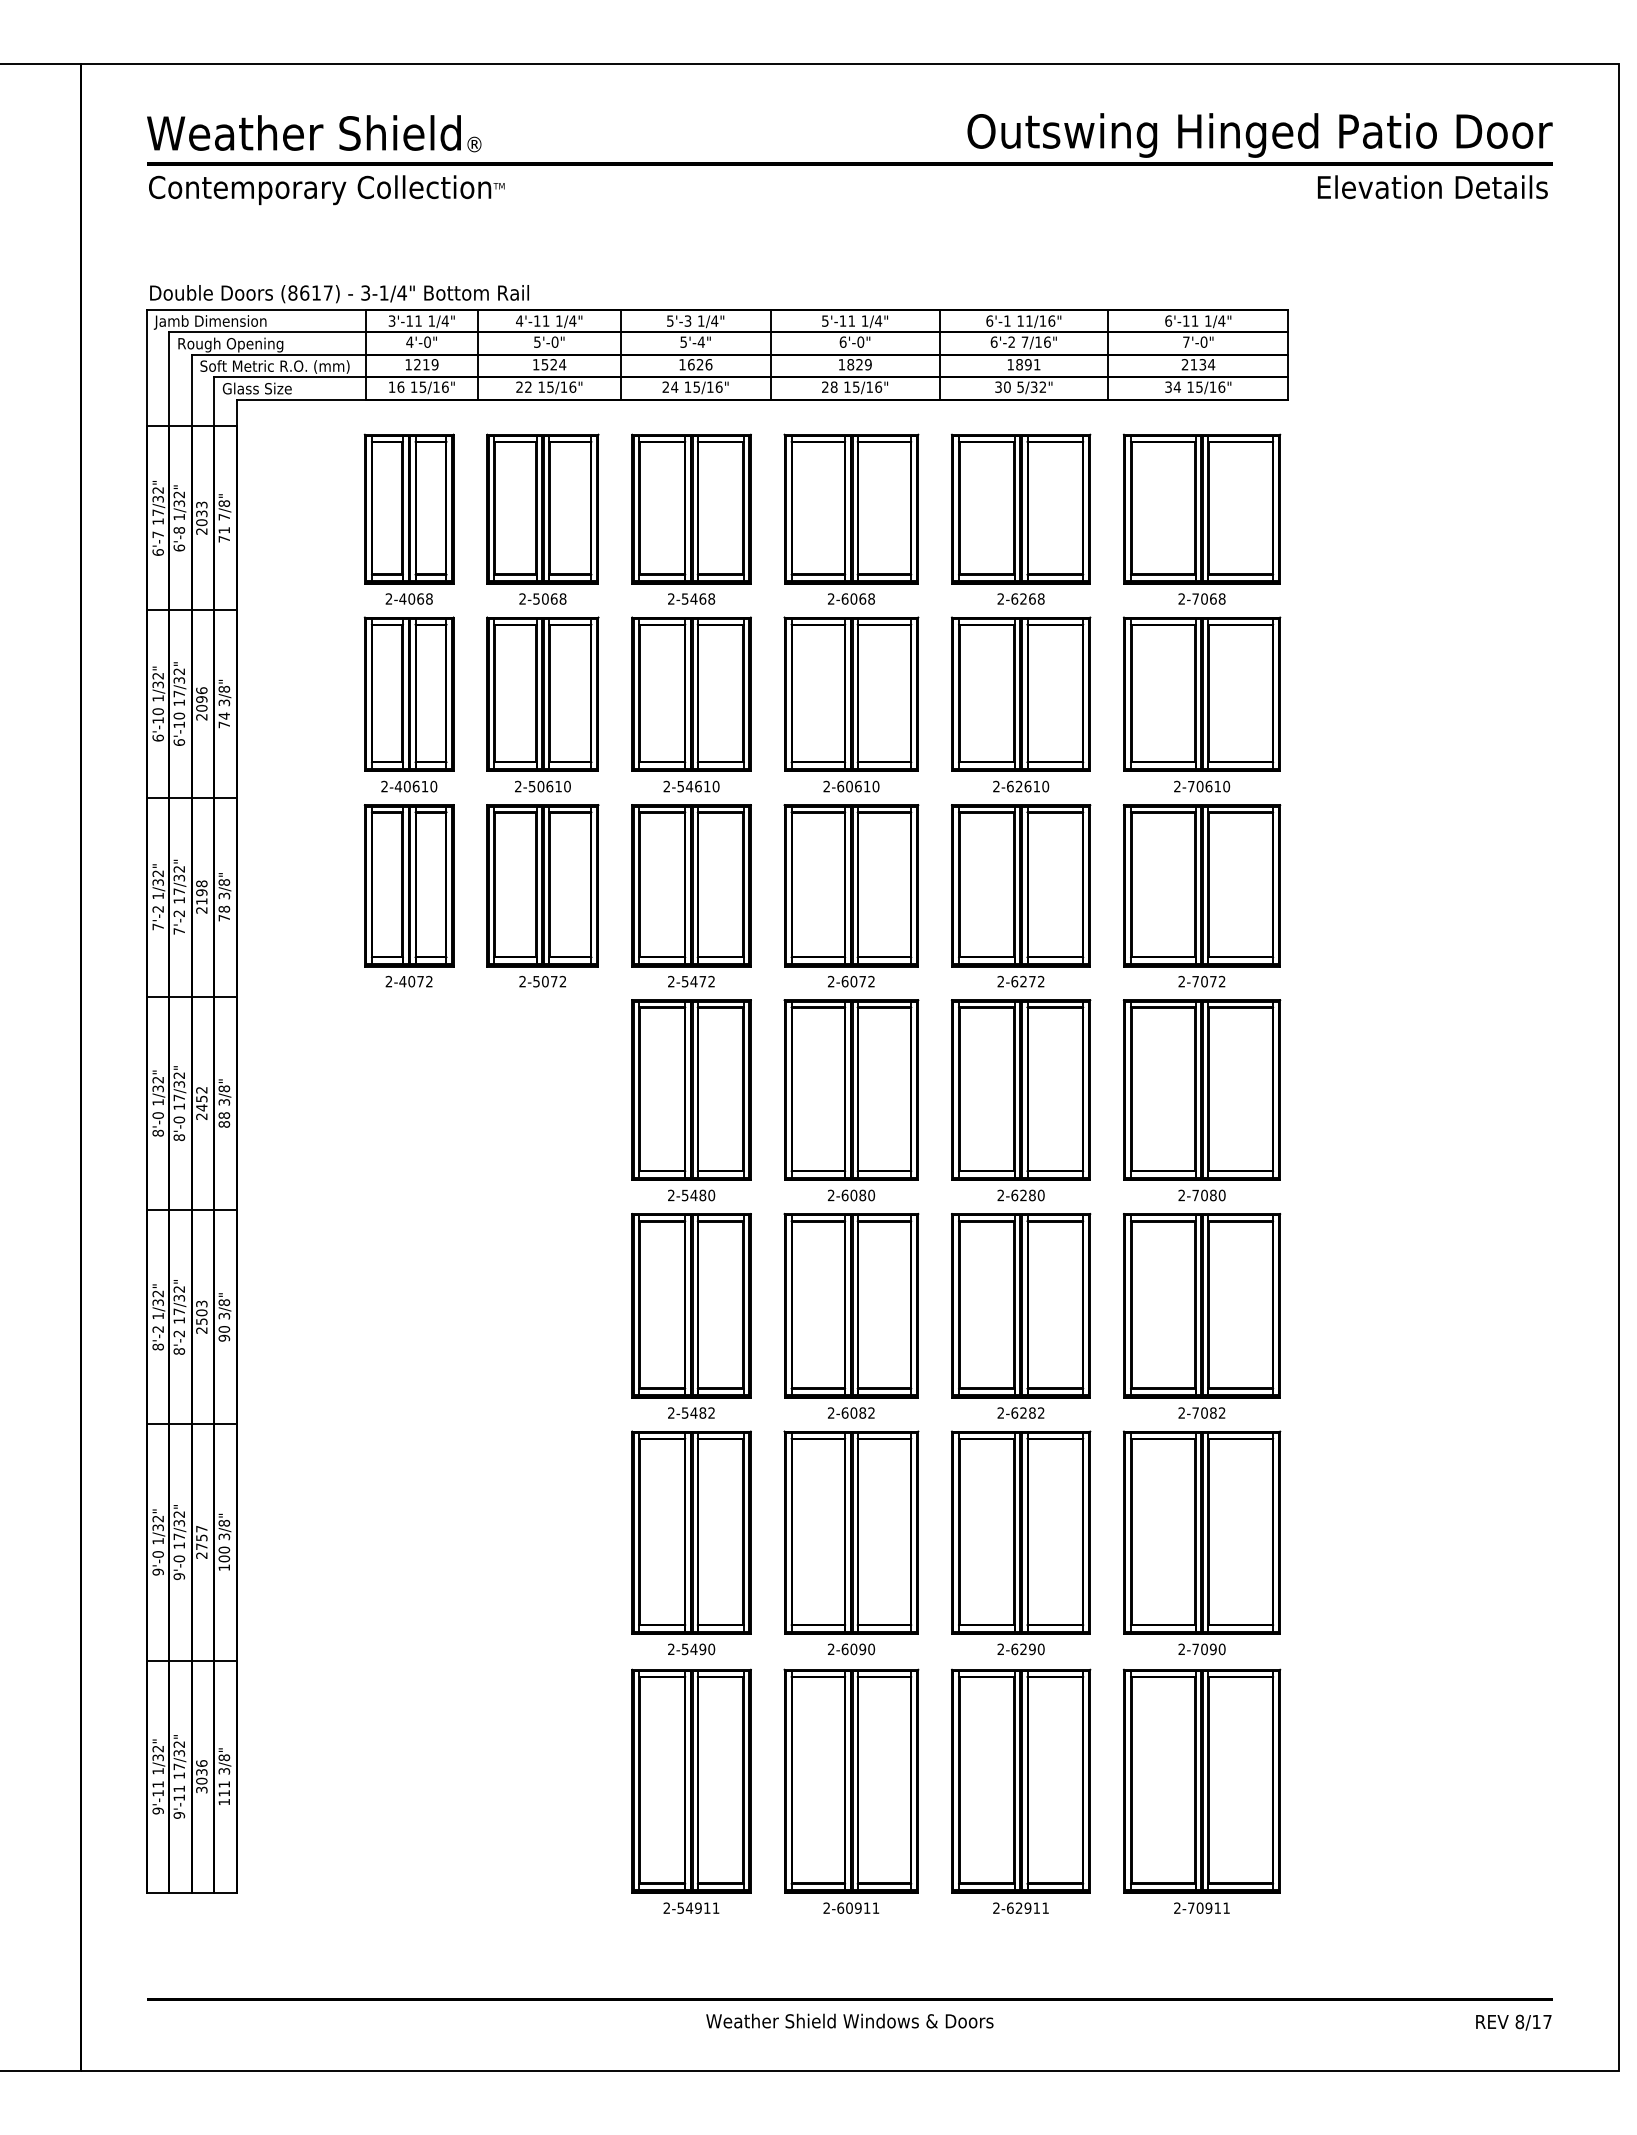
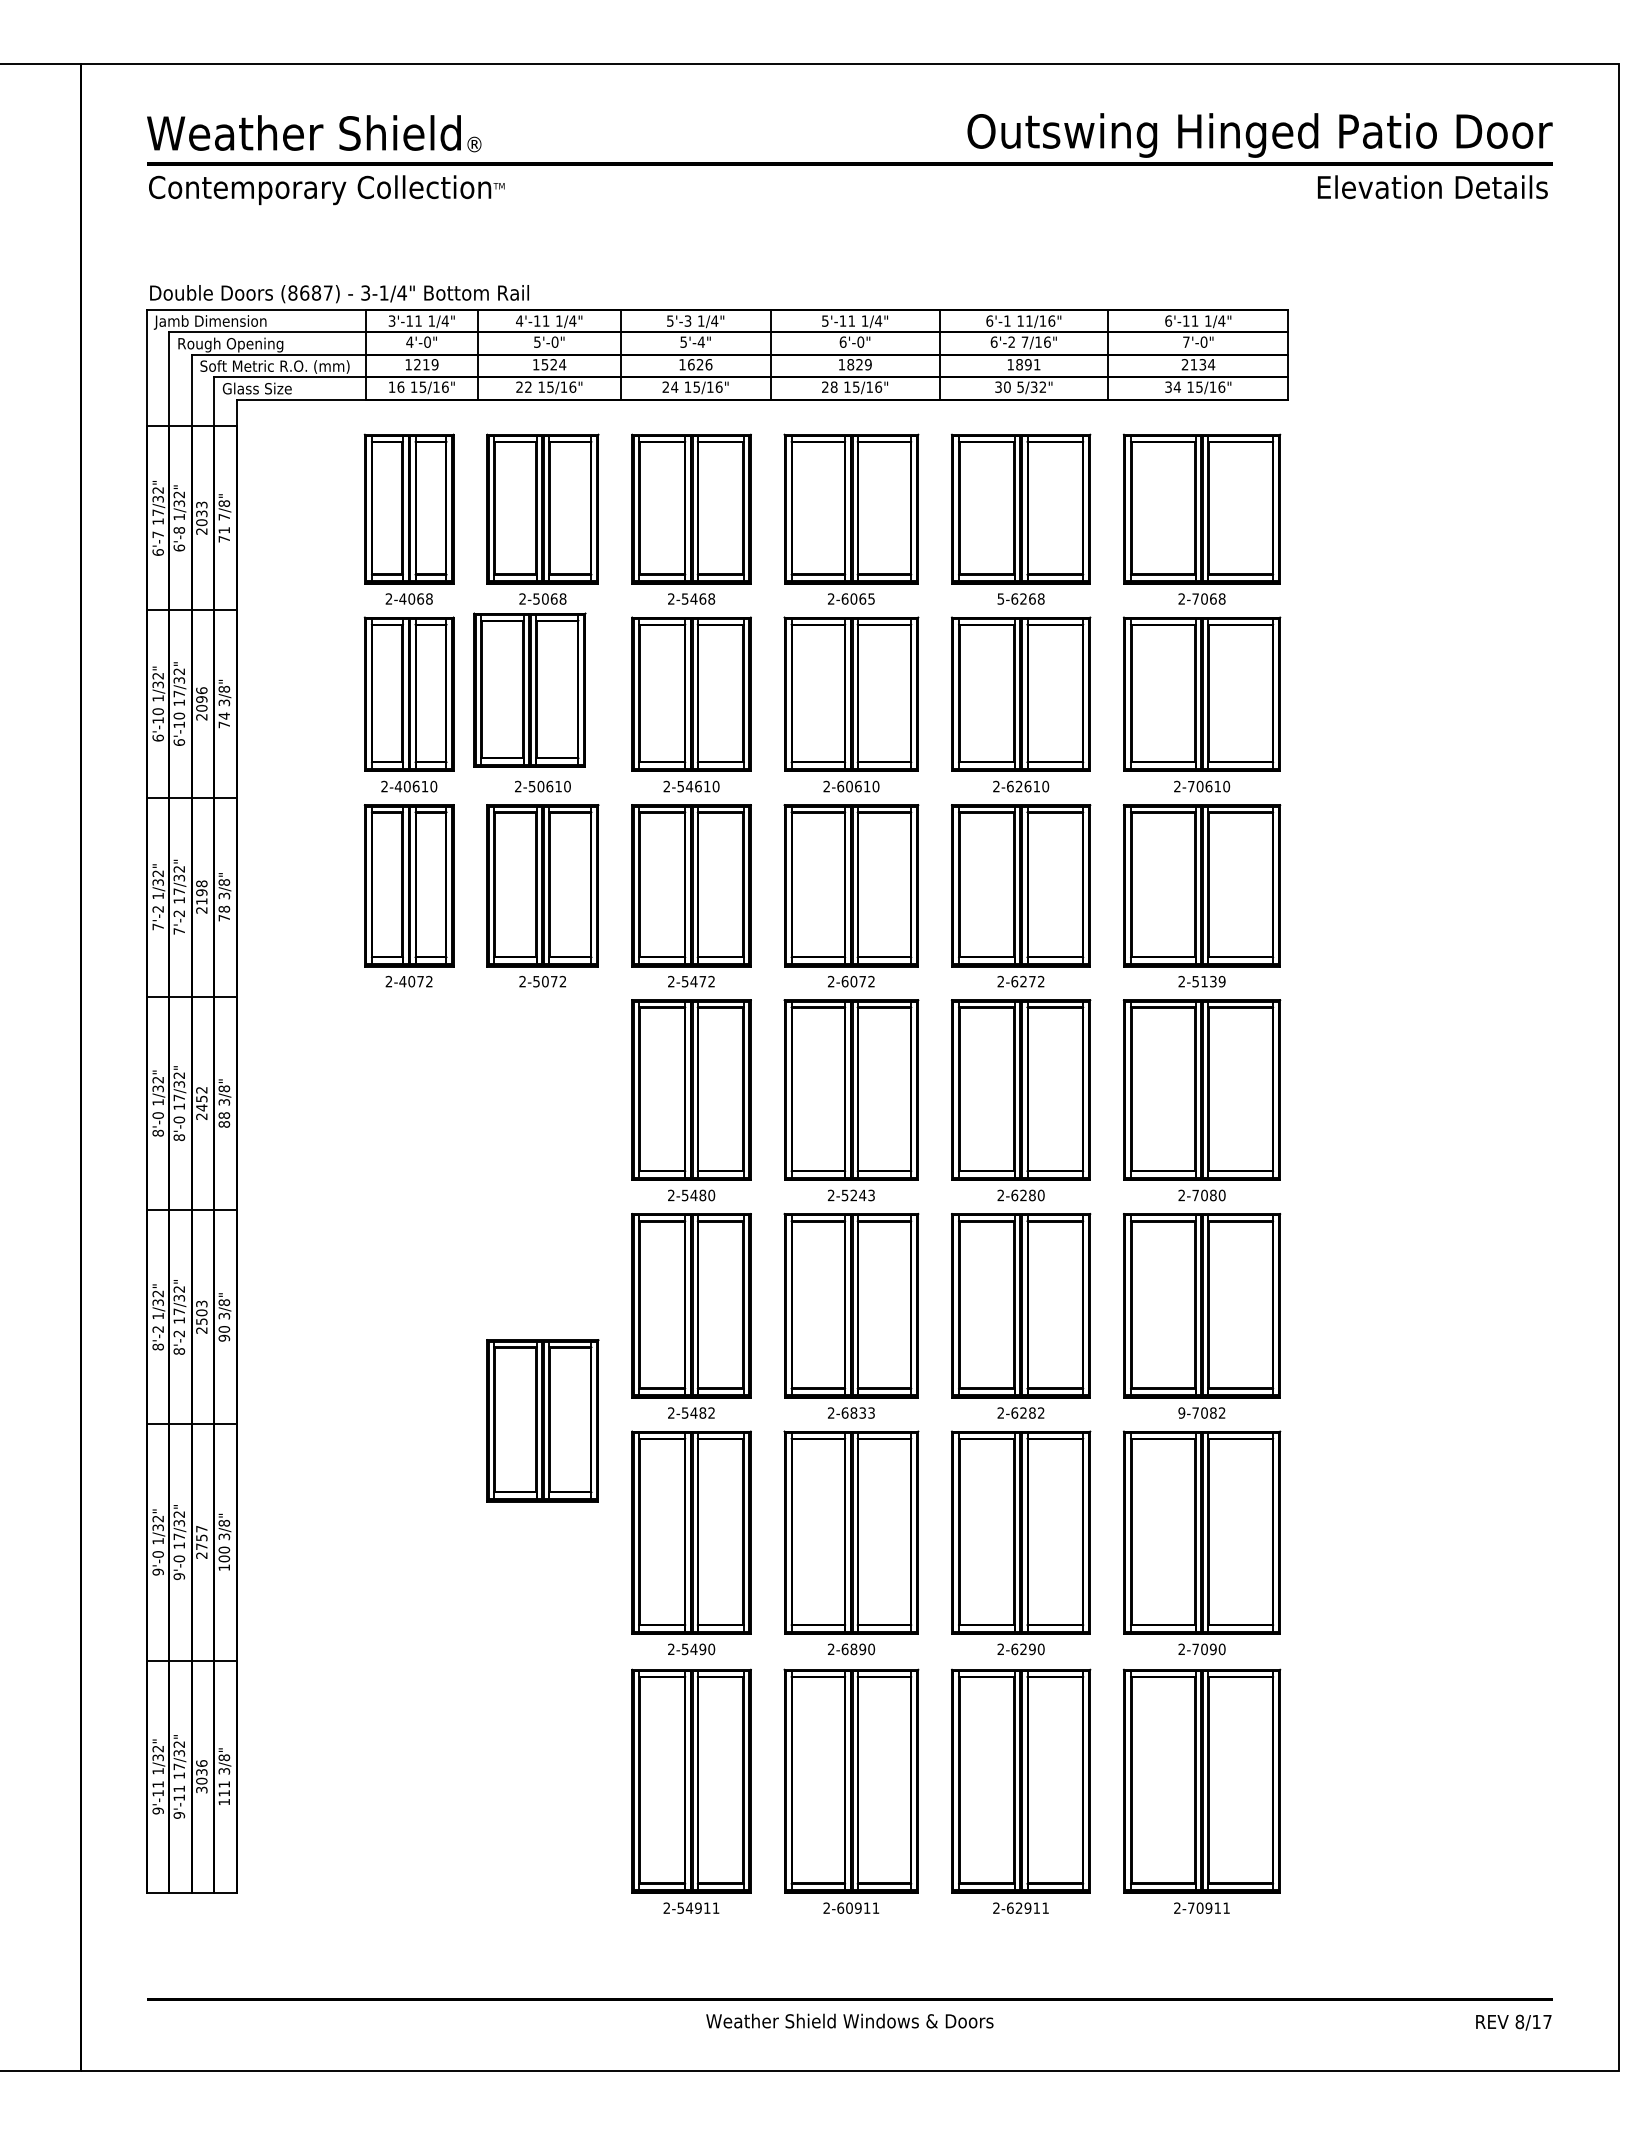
text: (8617) -> (8687) (316, 292)
text: 2-6068 -> 2-6065 (871, 598)
text: 2-6268 -> 5-6268 (1000, 598)
part position: (542, 693) -> (529, 689) (529, 689)
text: 2-7072 -> 2-5139 (1208, 981)
text: 2-6080 -> 2-5243 (858, 1195)
text: 2-6082 -> 2-6833 (862, 1412)
text: 2-7082 -> 9-7082 (1181, 1412)
part: none -> present (542, 1420)
text: 2-6090 -> 2-6890 (853, 1648)
